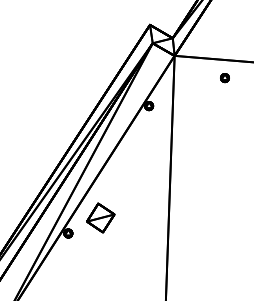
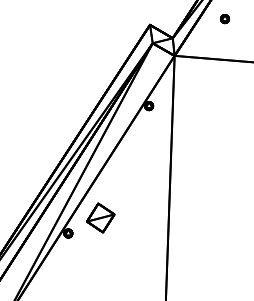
part position: (224, 78) -> (224, 19) (224, 19)
